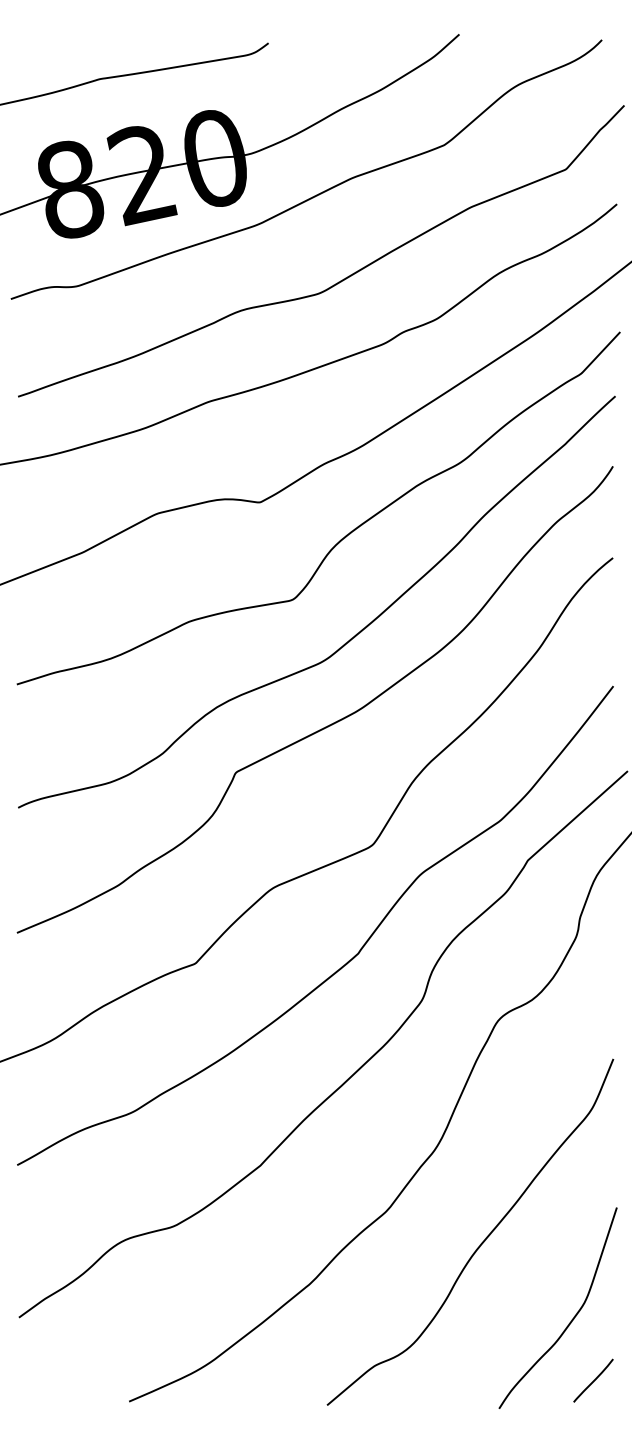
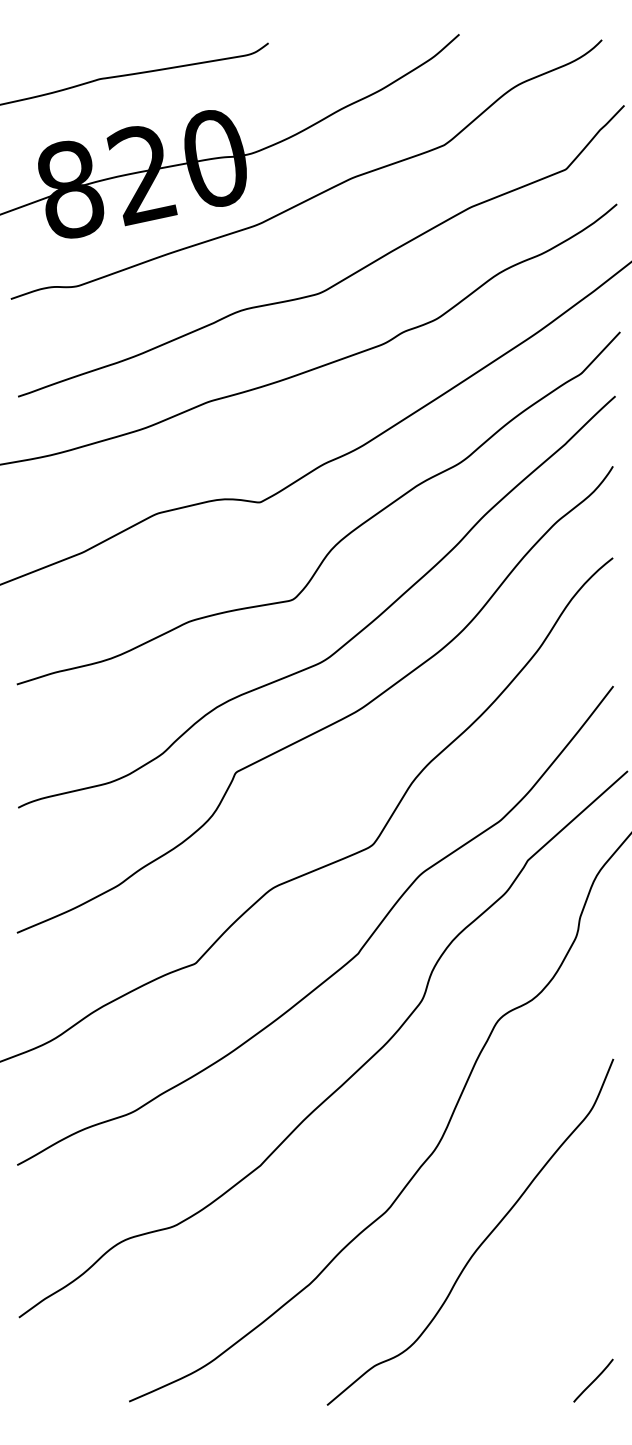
curve: present -> none (571, 1319)
